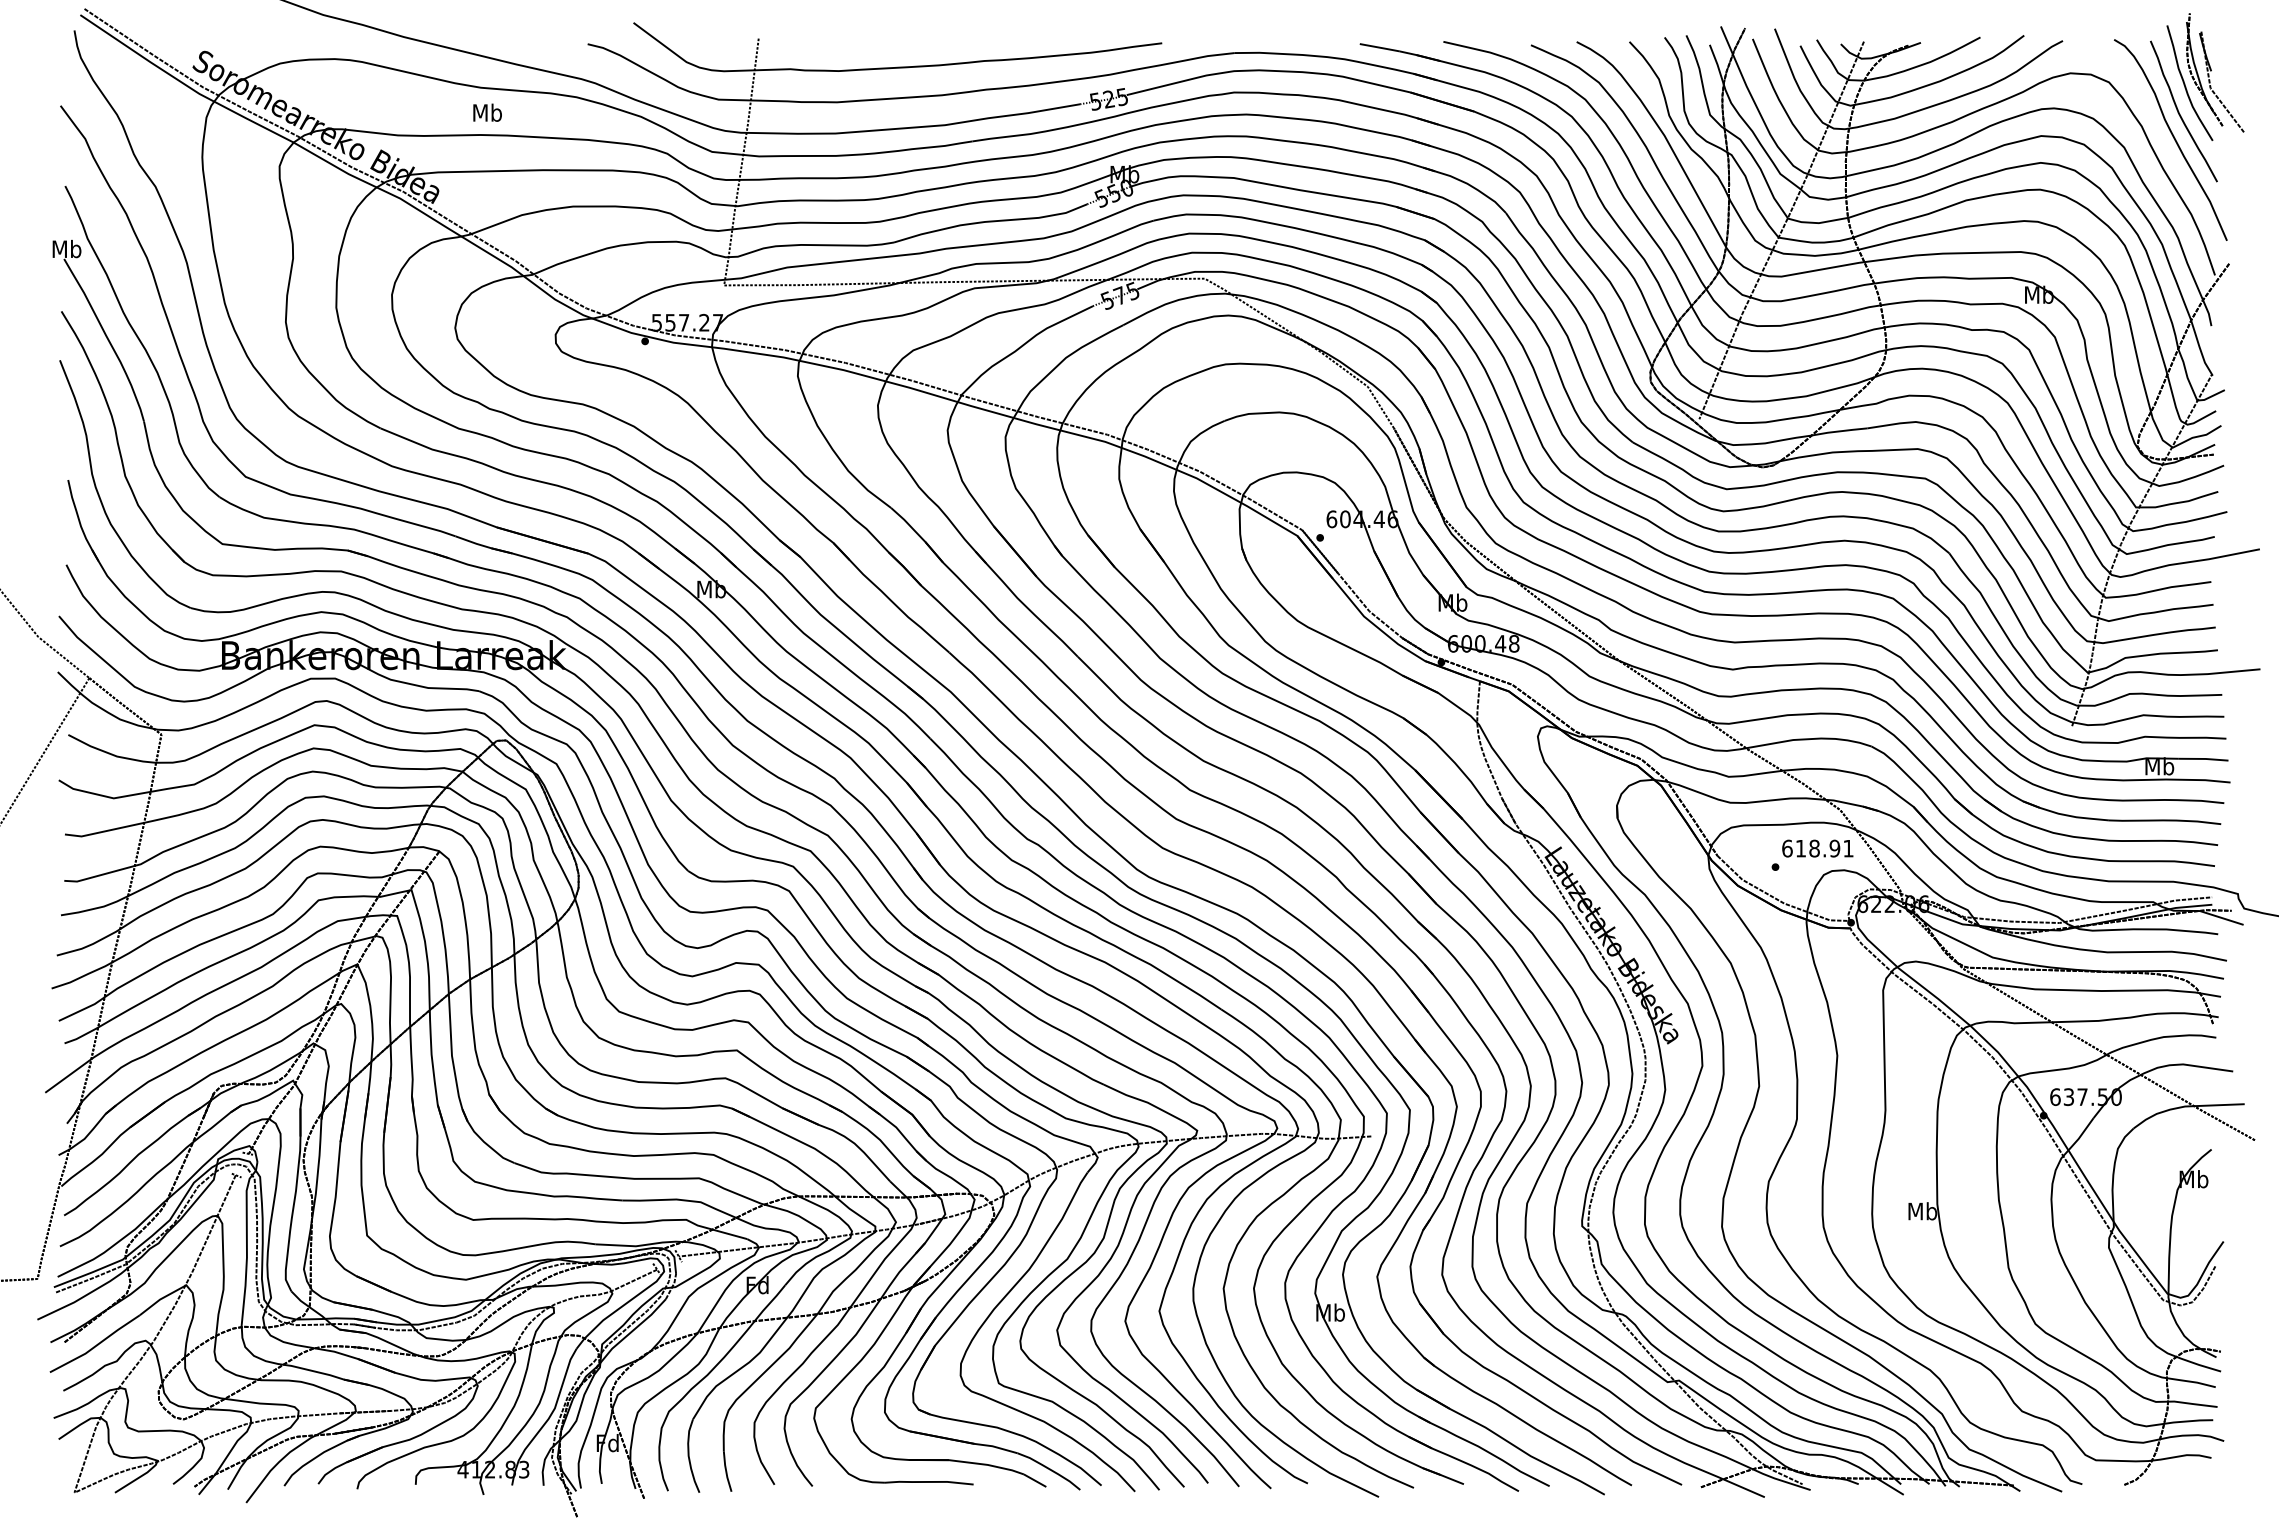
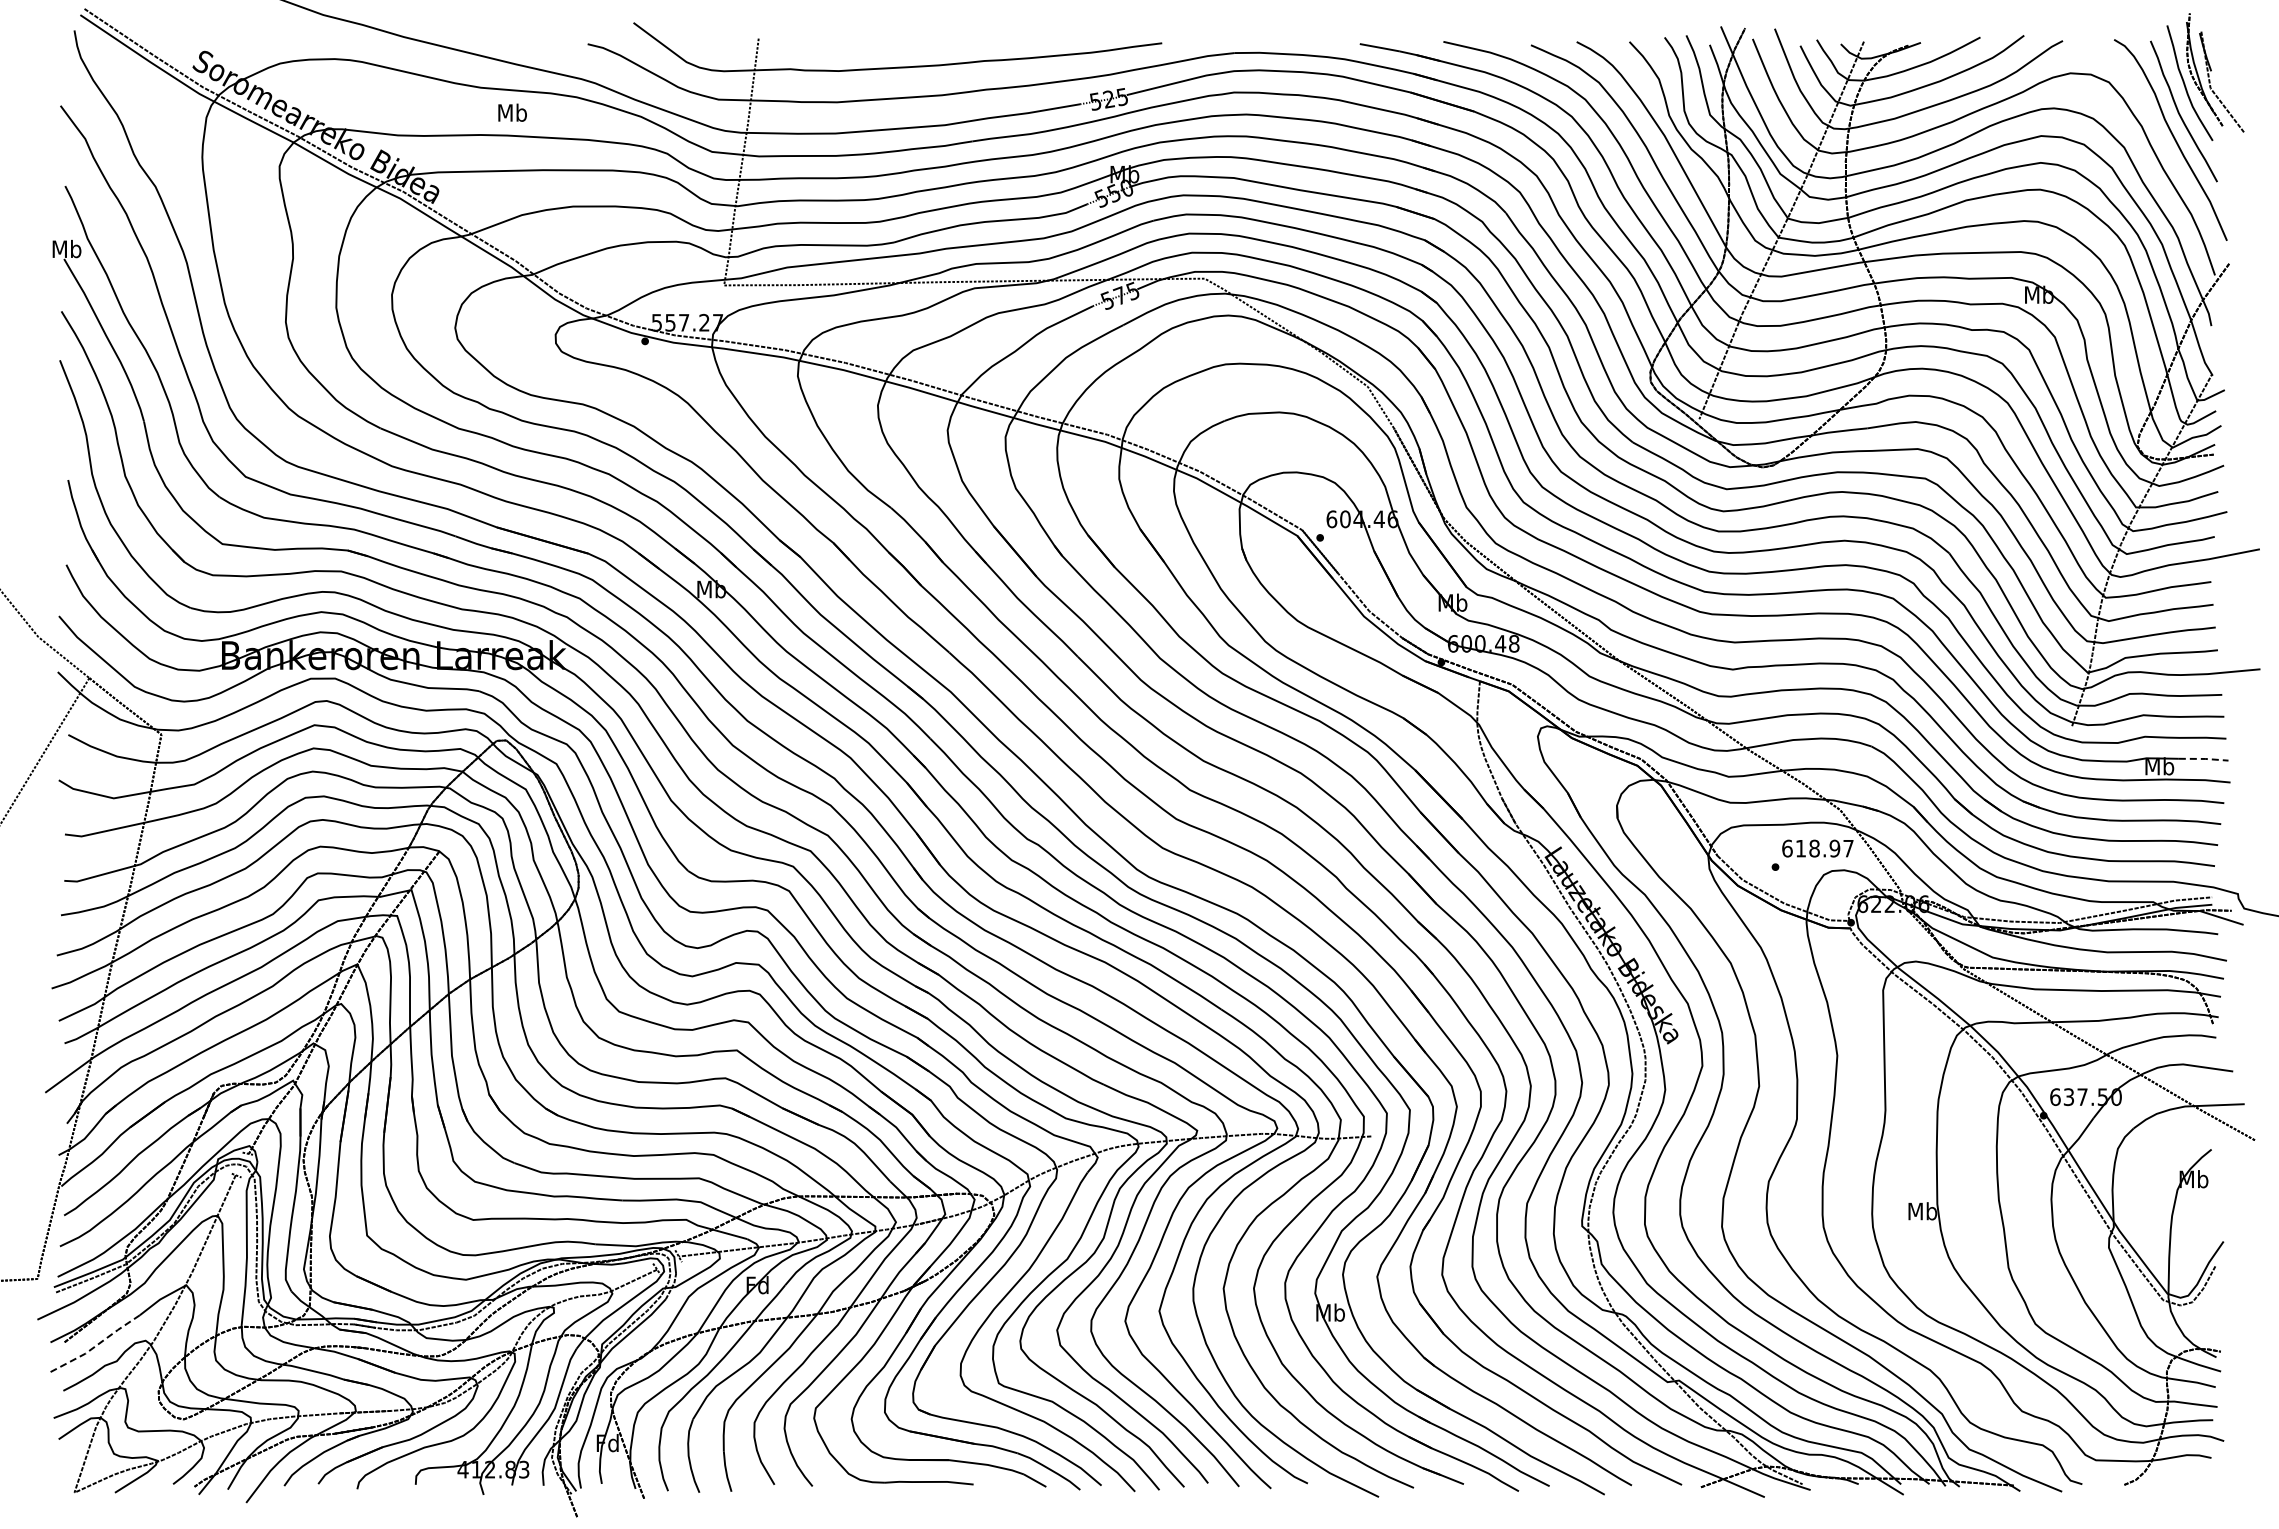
text position: (487, 112) -> (512, 112) (512, 112)
line: solid -> dashed (2203, 758)
text: 618.91 -> 618.97 (1848, 848)
line: solid -> dashed (95, 1346)
